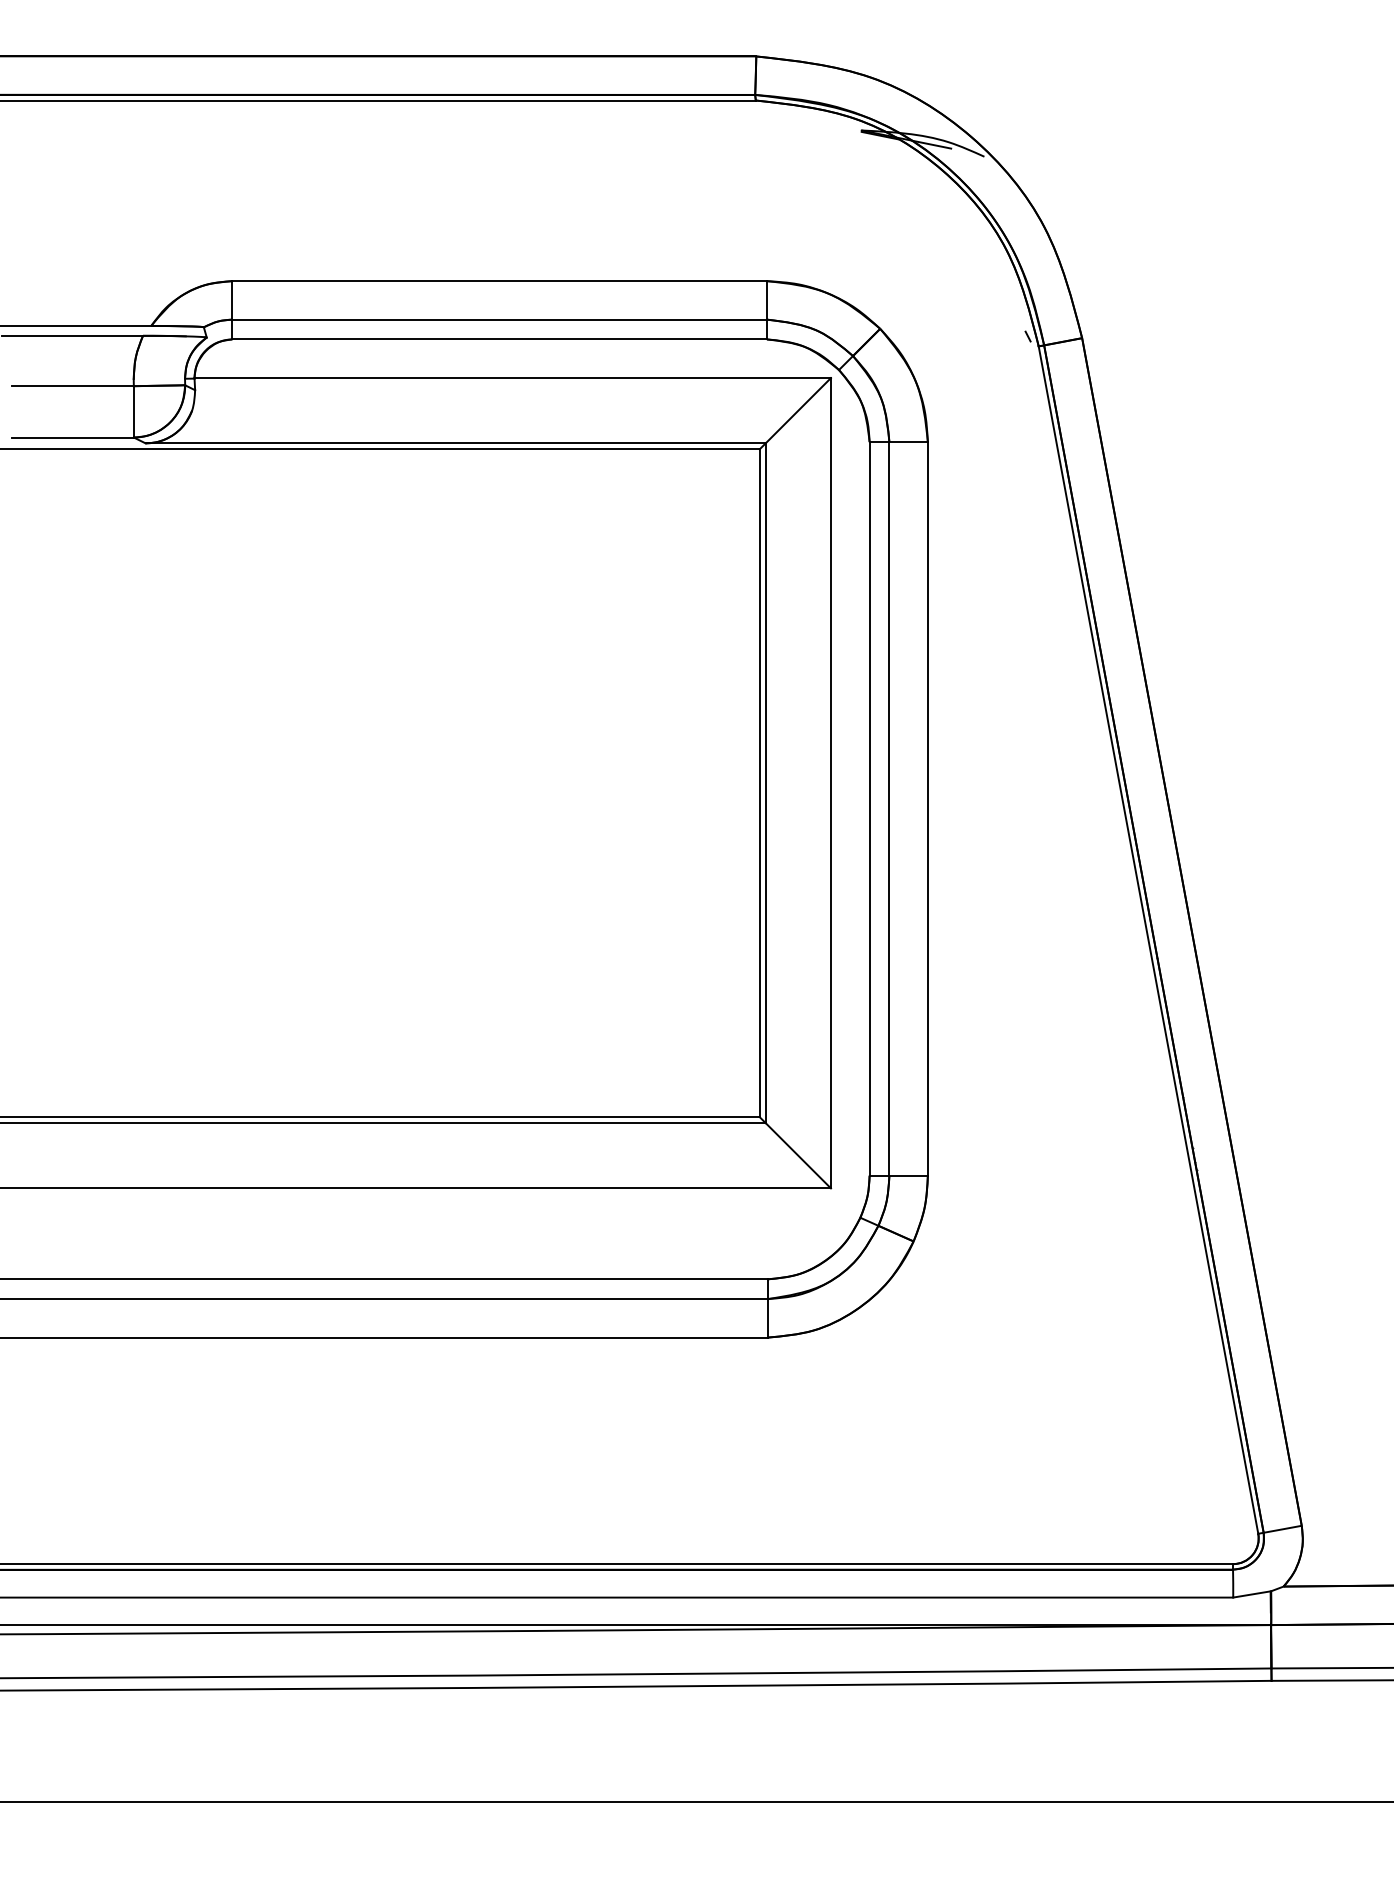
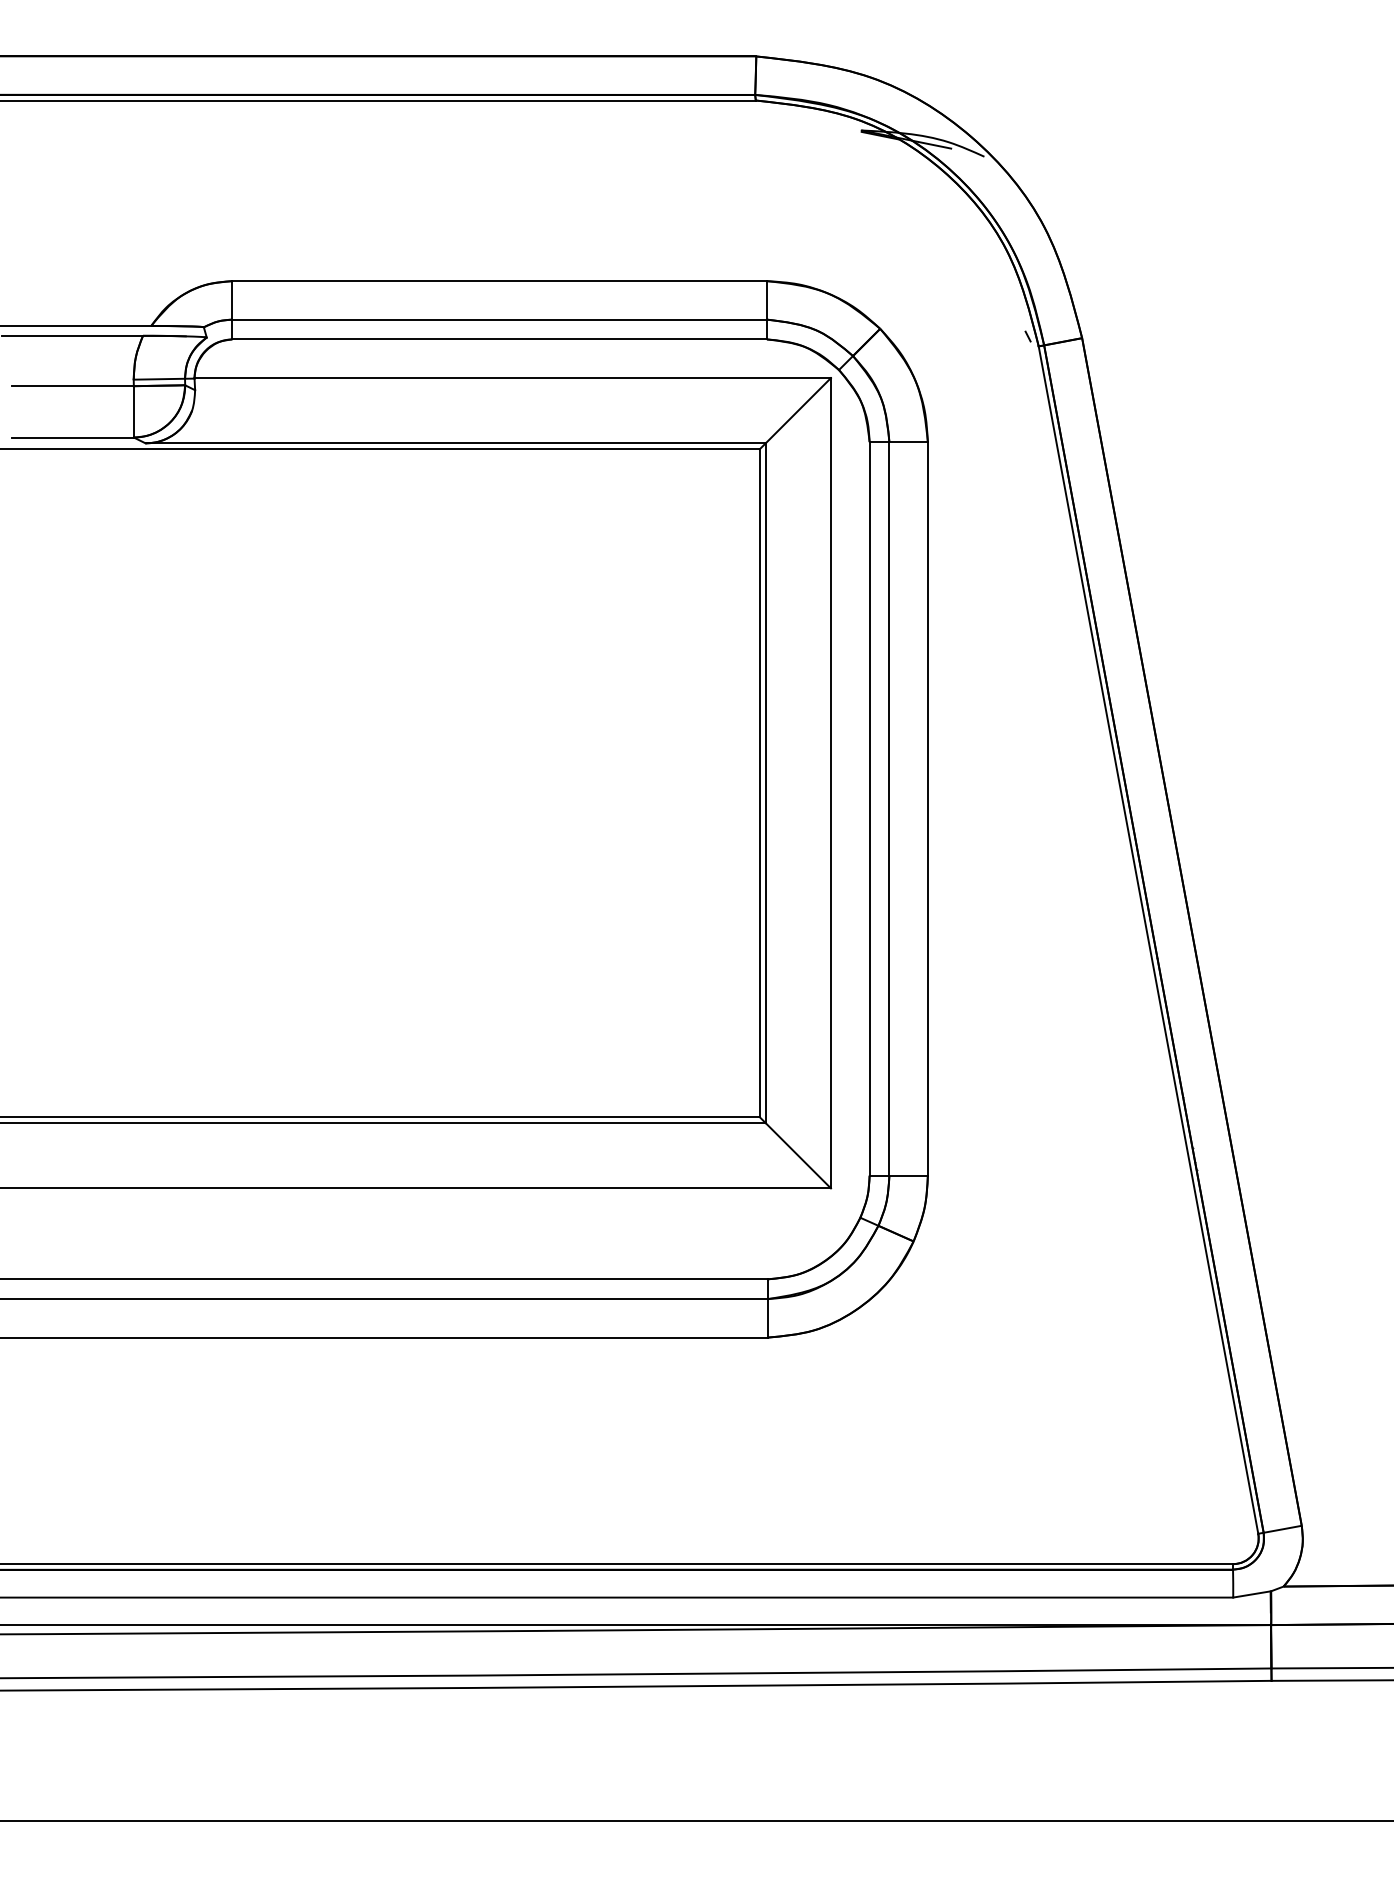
line: none -> present (159, 378)
line position: (696, 1801) -> (696, 1820) (696, 1820)
